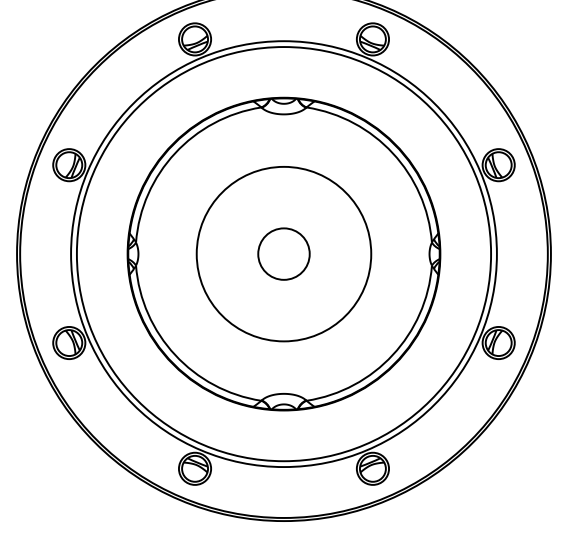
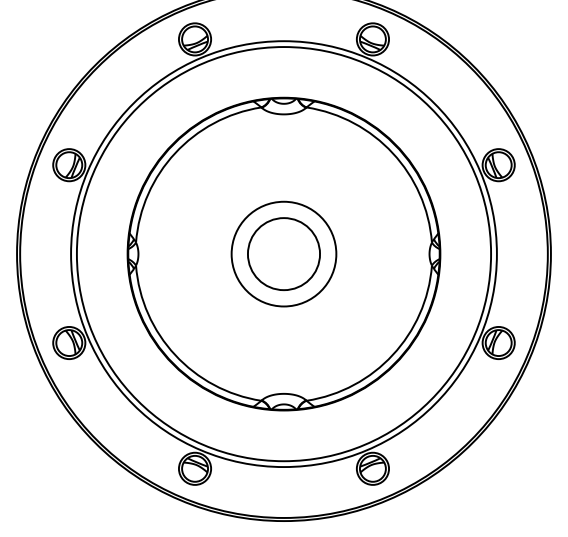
circle diameter: 175 px -> 105 px (283, 253)
circle diameter: 51 px -> 72 px (283, 254)
